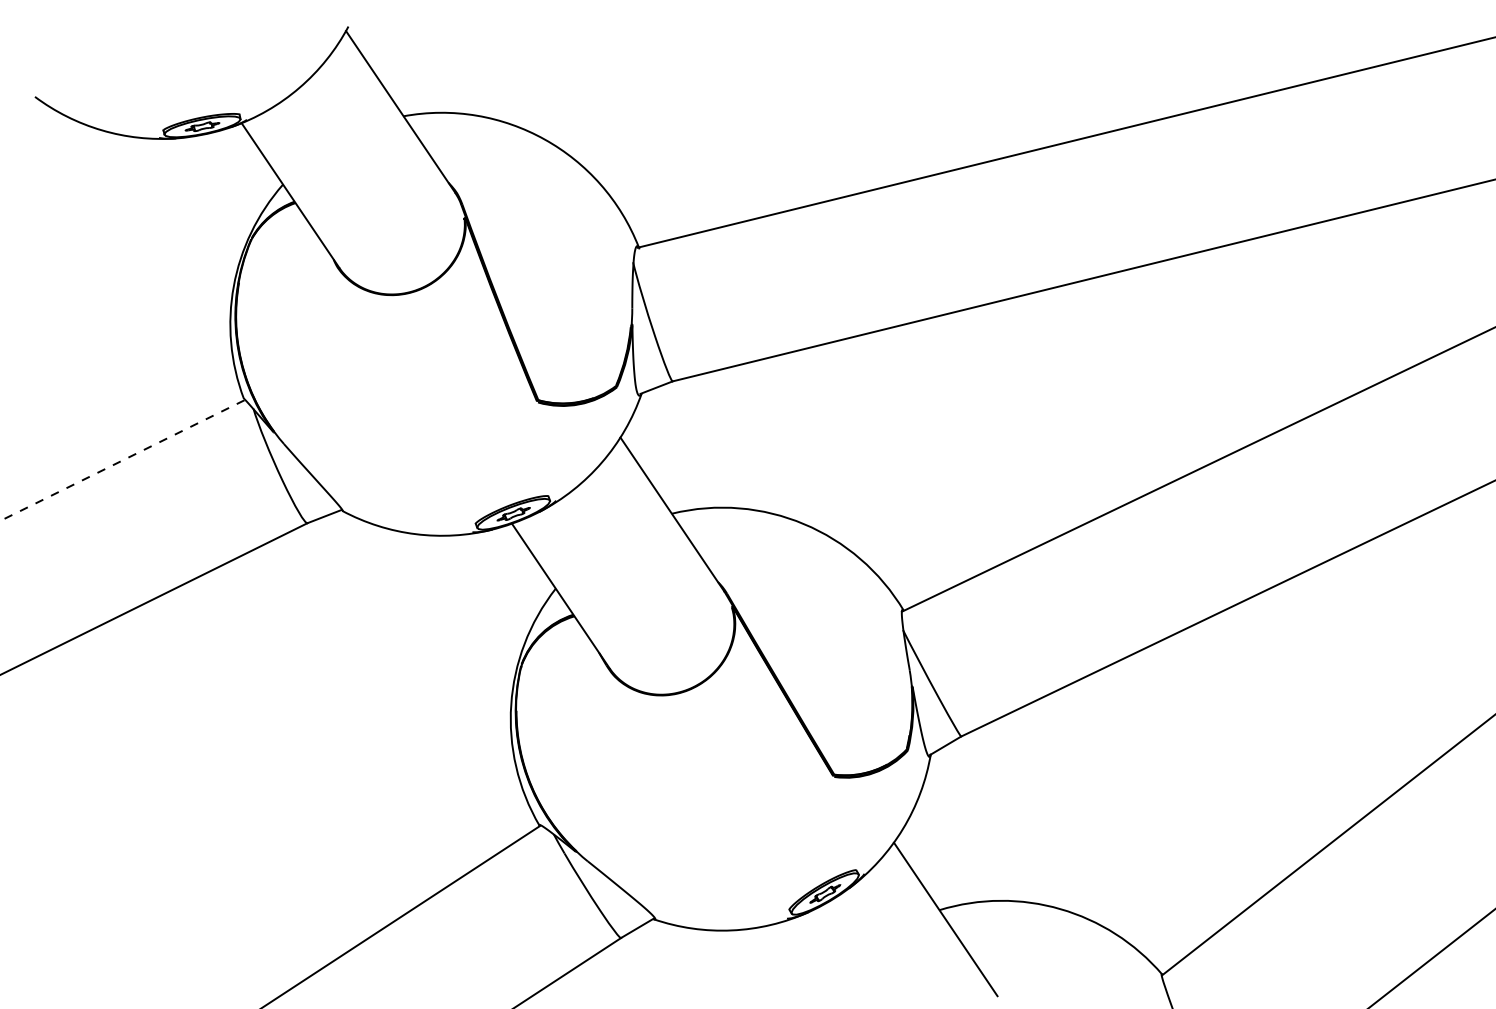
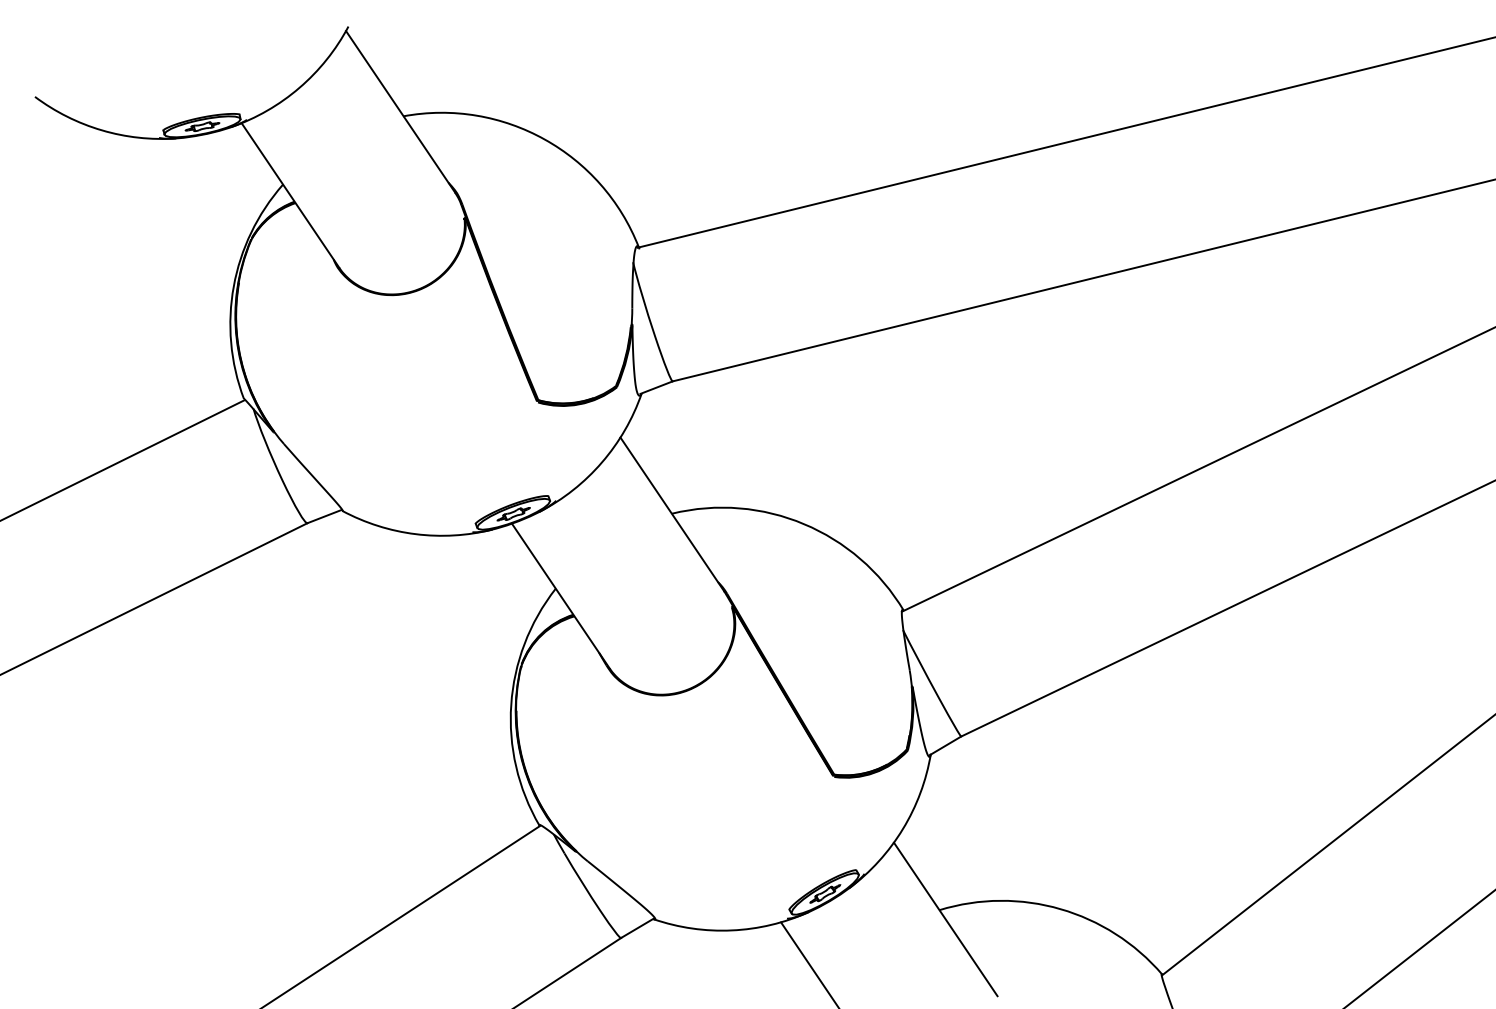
line: dashed -> solid (122, 460)
line position: (1432, 958) -> (1419, 948) (1419, 948)
line: none -> present (809, 963)
